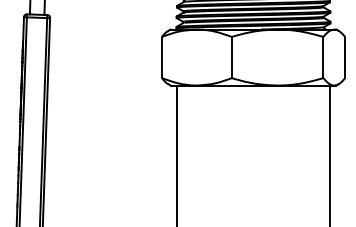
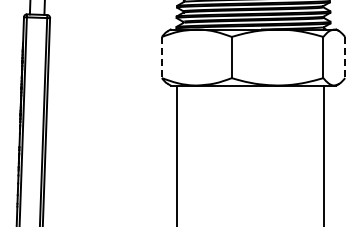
line: solid -> dashed (161, 57)
line: solid -> dashed (345, 57)
line position: (329, 154) -> (323, 154) (323, 154)
